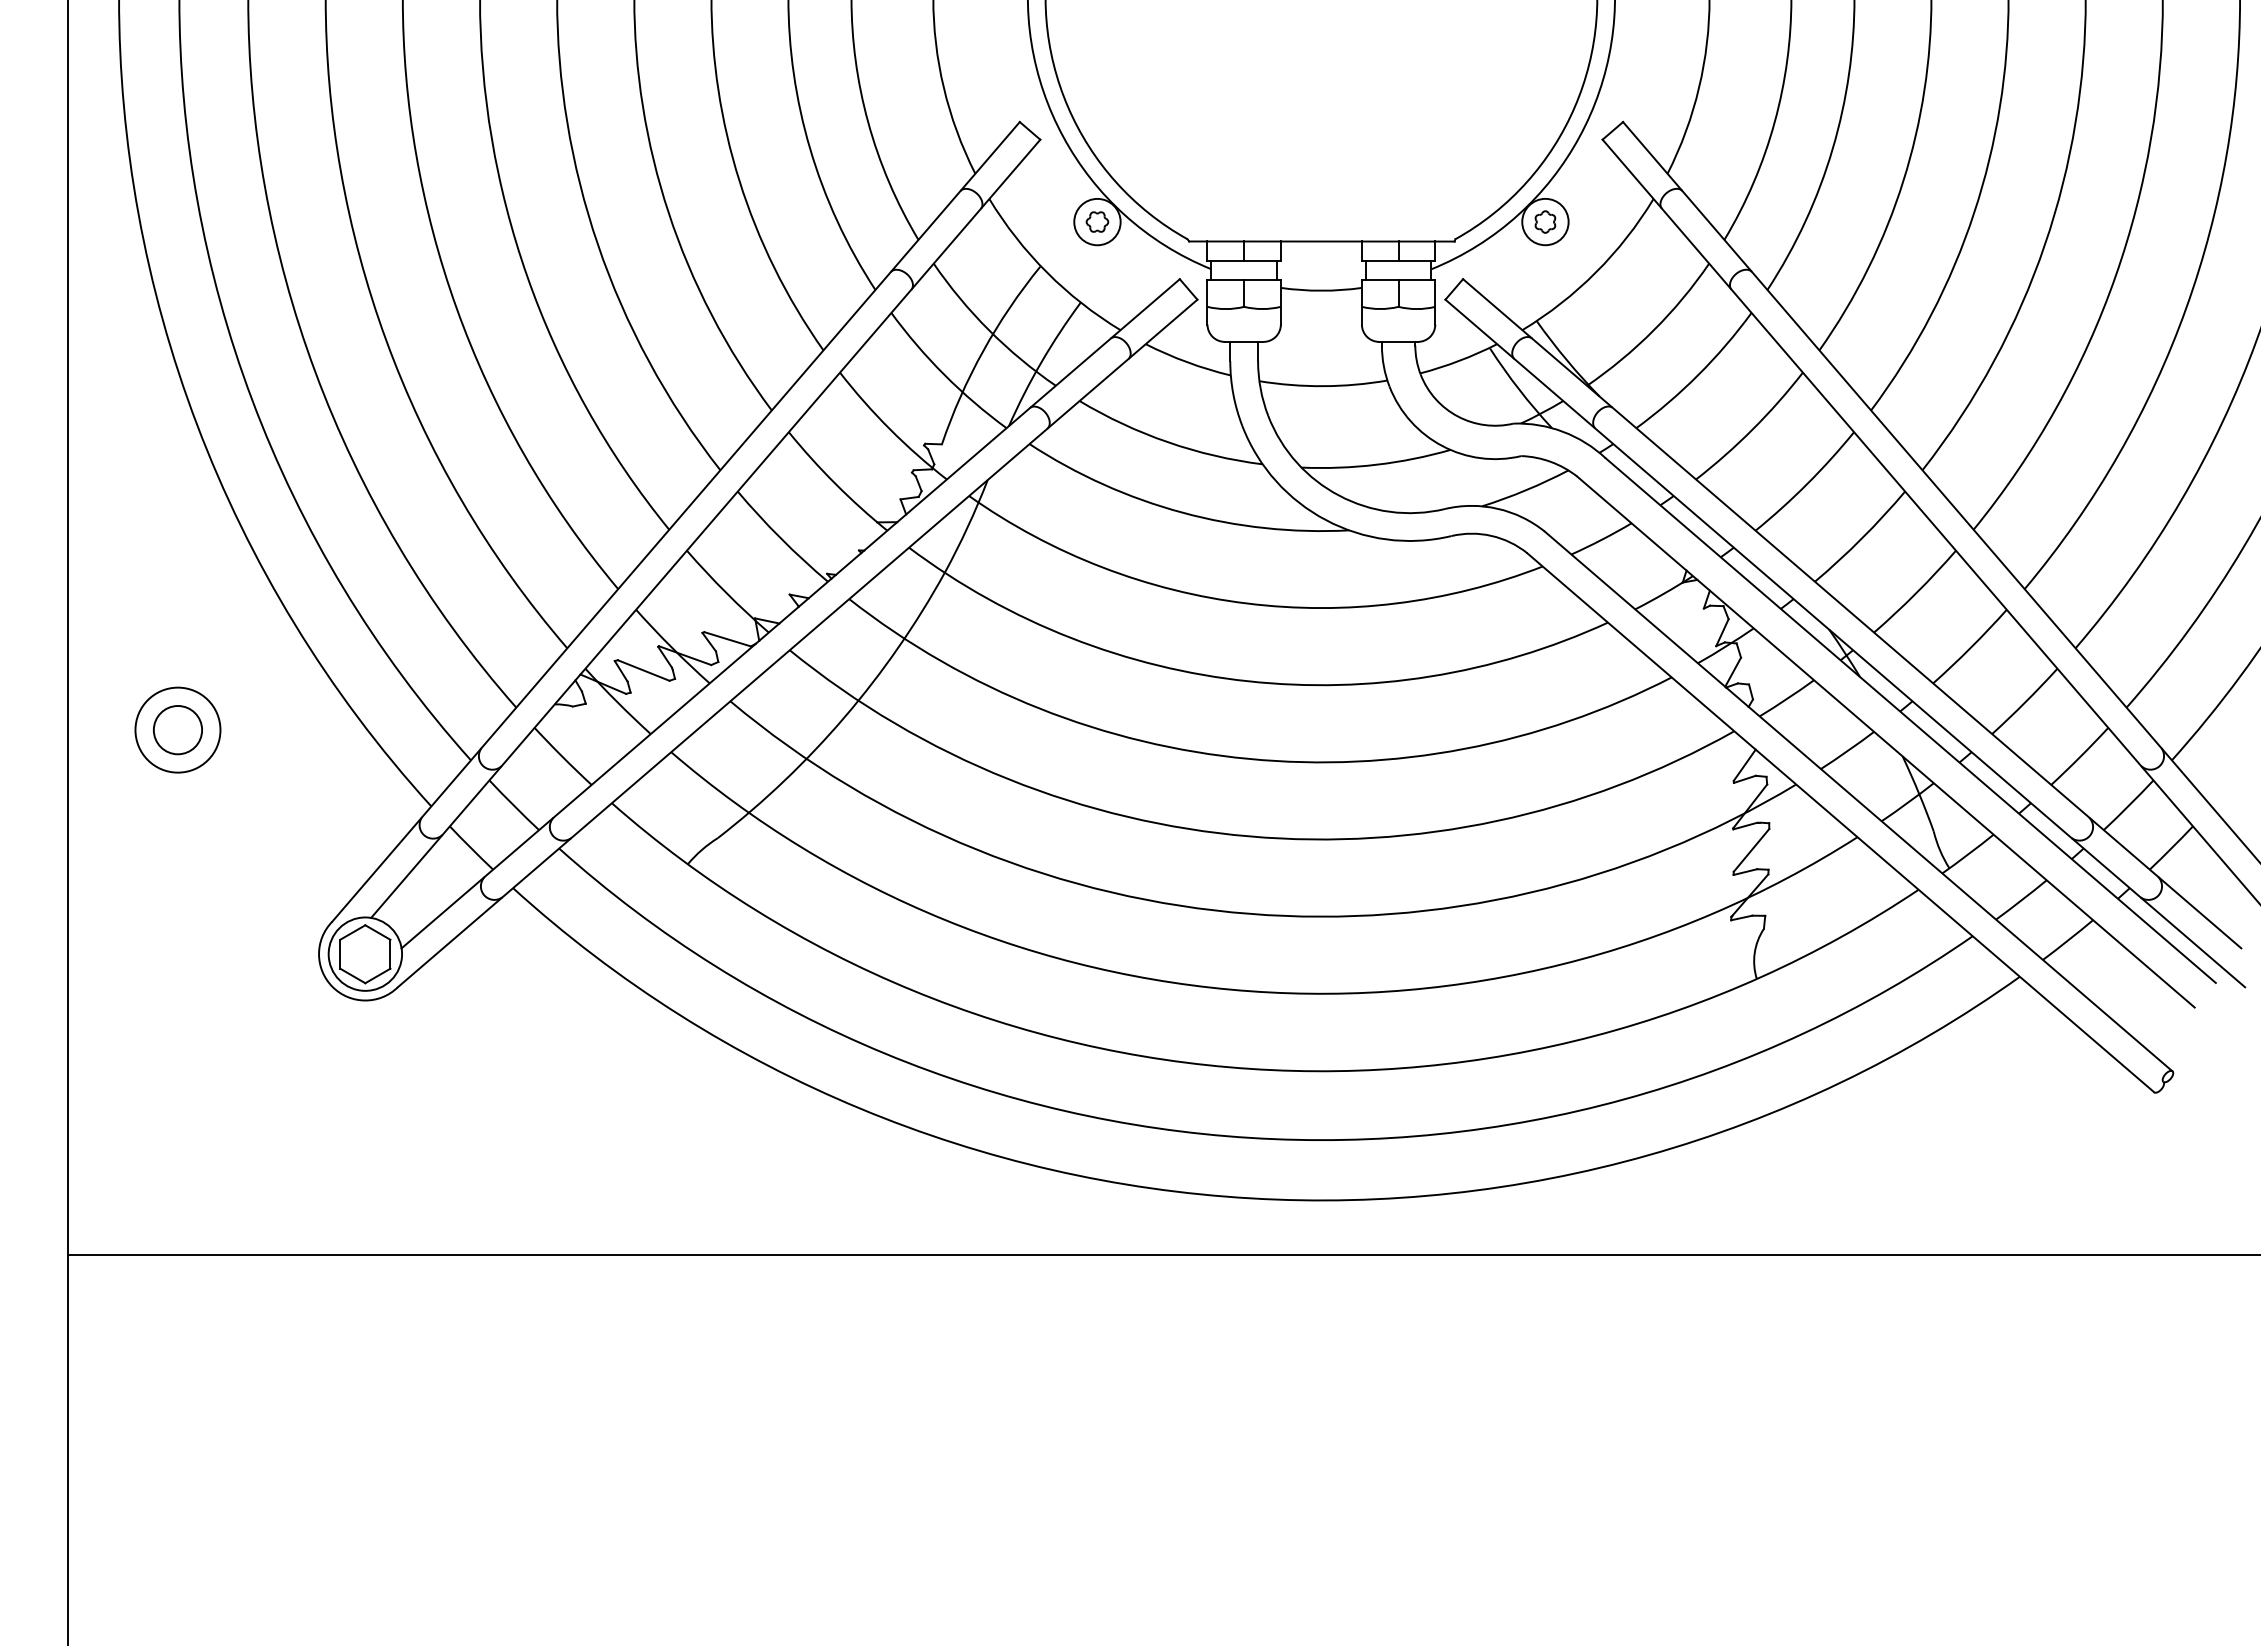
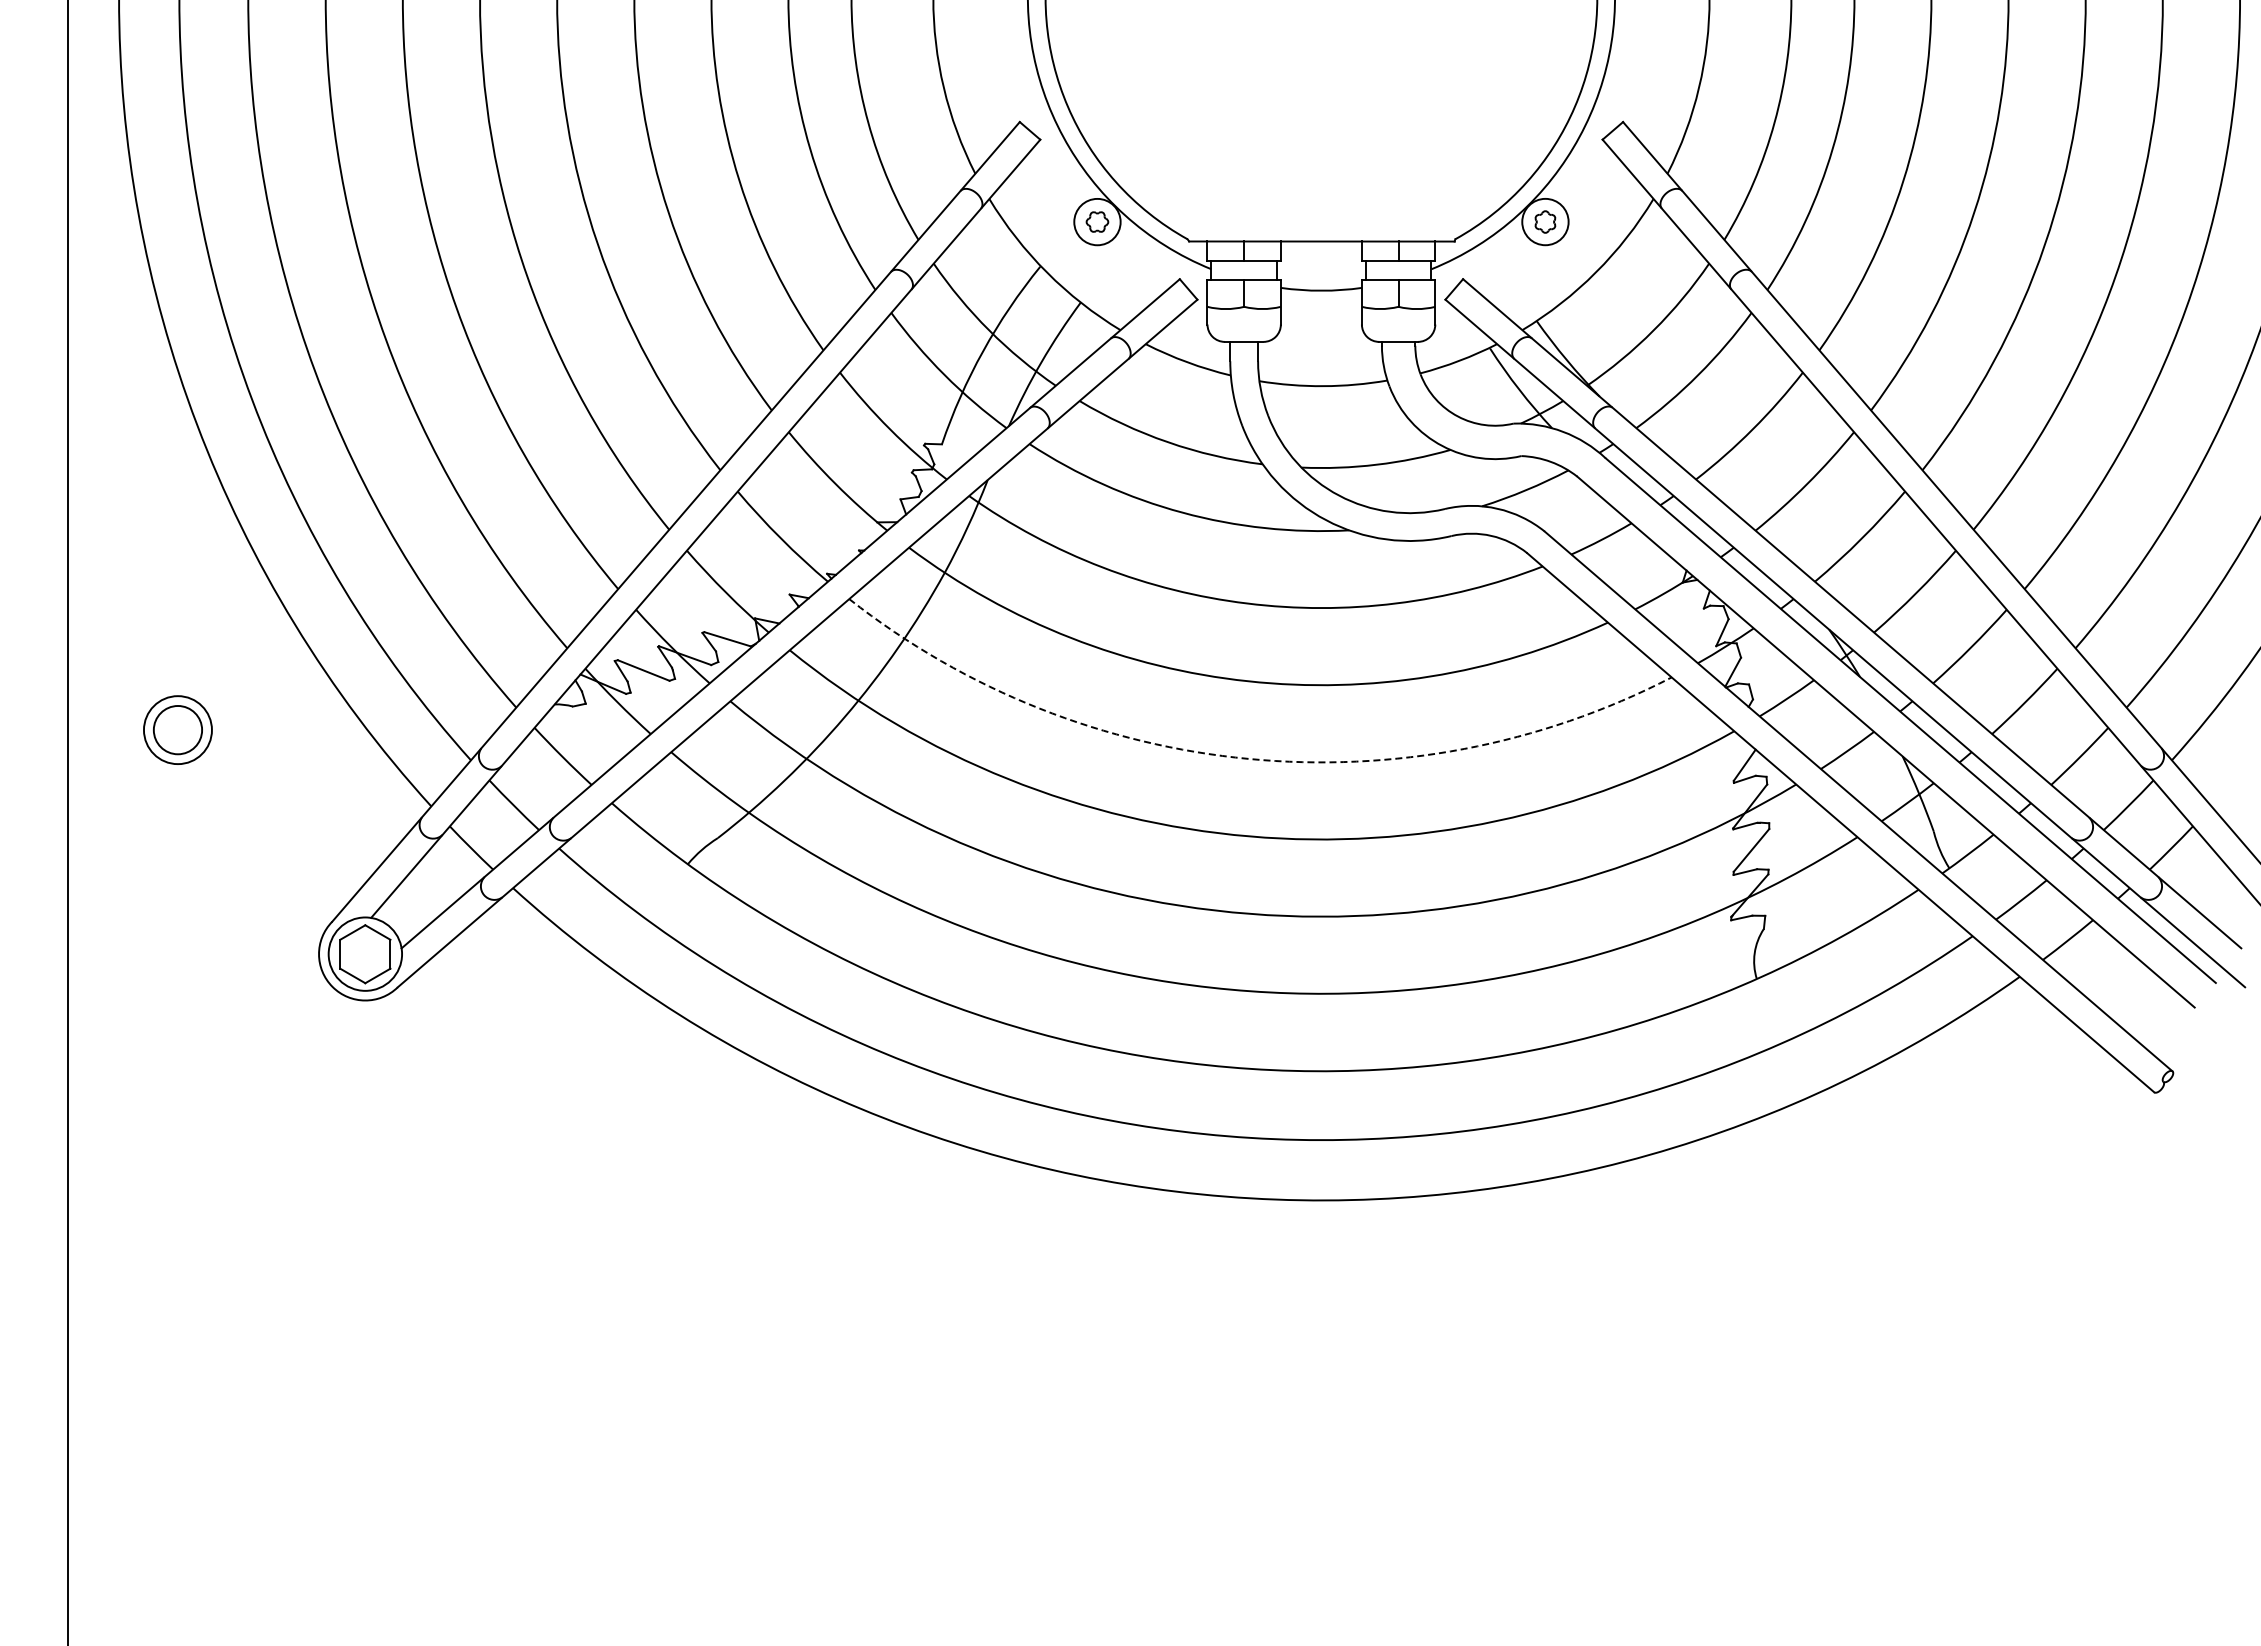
circle diameter: 85 px -> 68 px (177, 730)
arc: solid -> dashed (1248, 758)
line: present -> none (1162, 1254)
